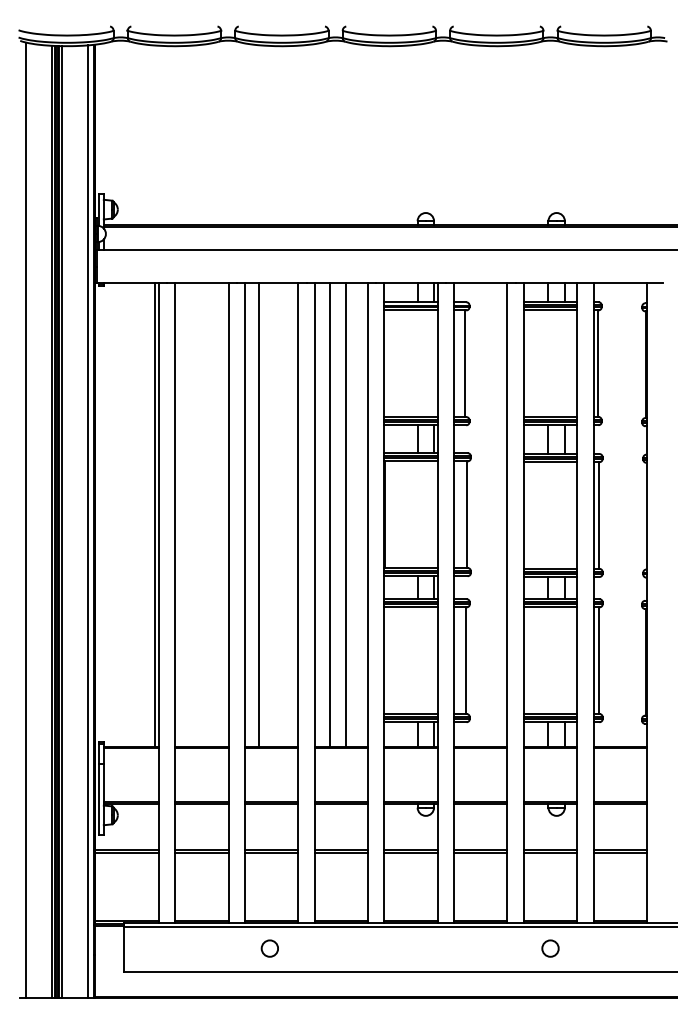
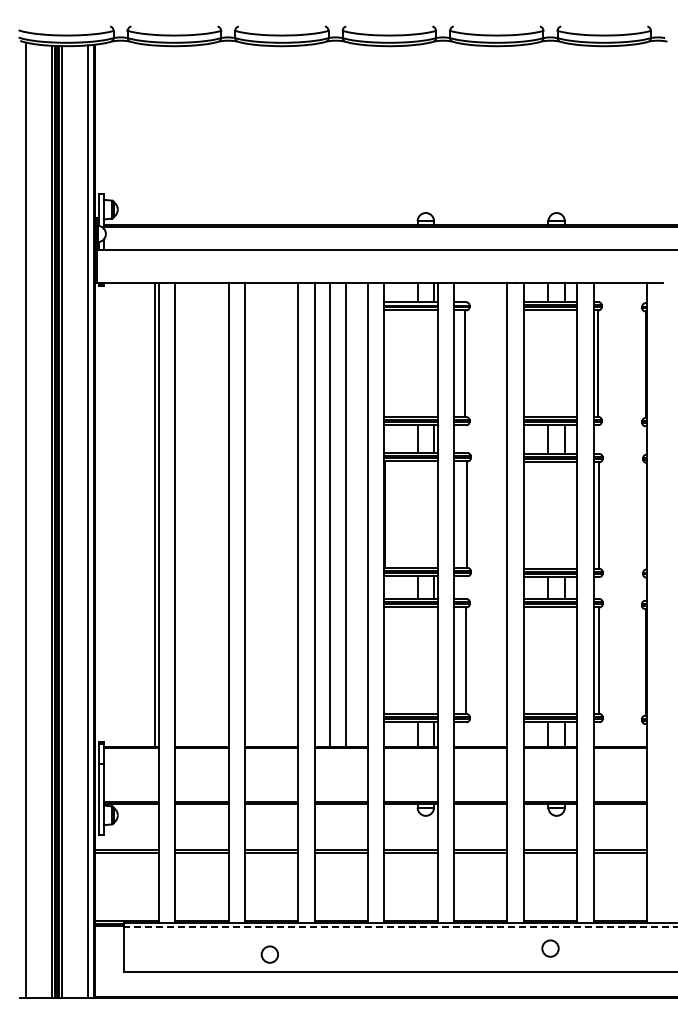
line: present -> none (258, 514)
line: solid -> dashed (400, 927)
circle position: (269, 948) -> (269, 954) (269, 954)
